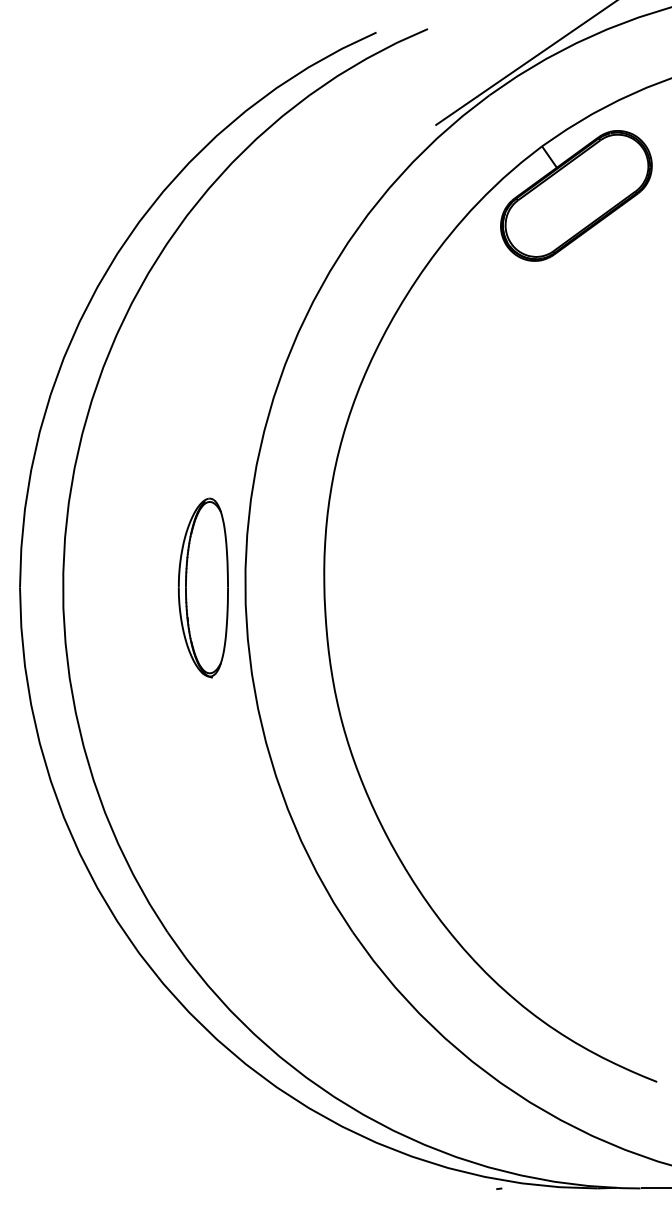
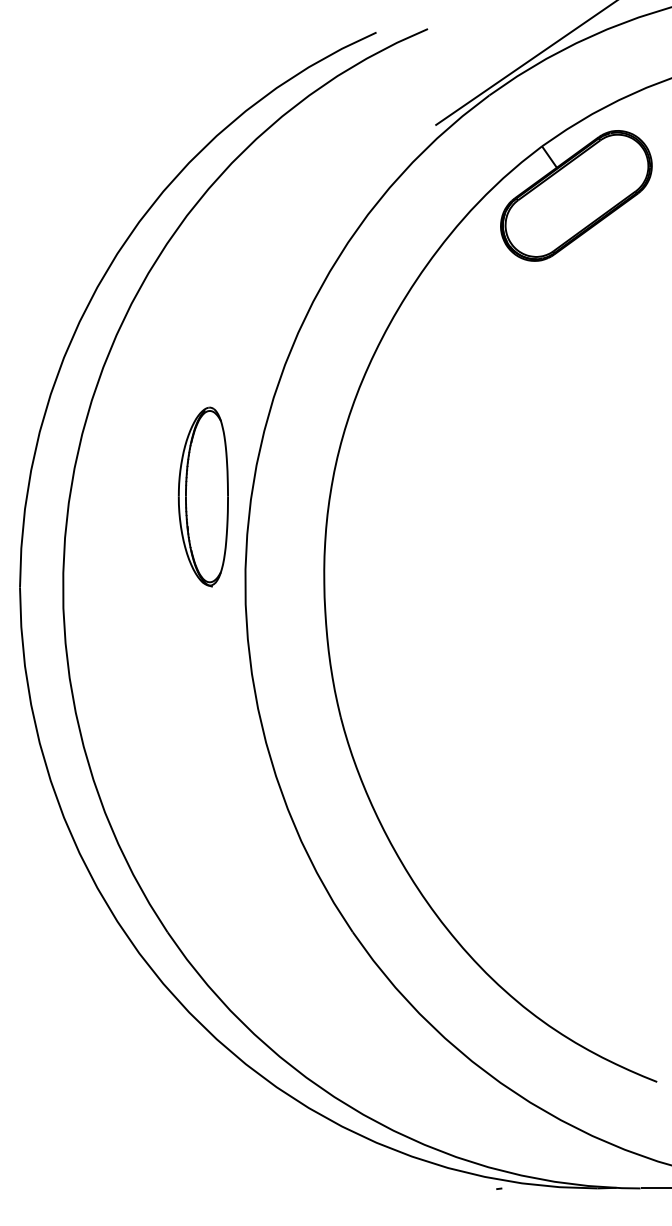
part position: (202, 587) -> (202, 496) (202, 496)
